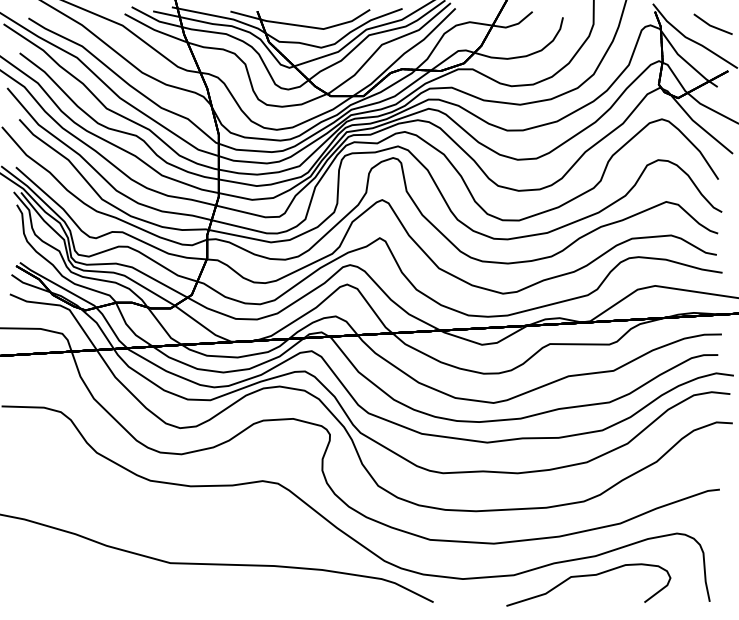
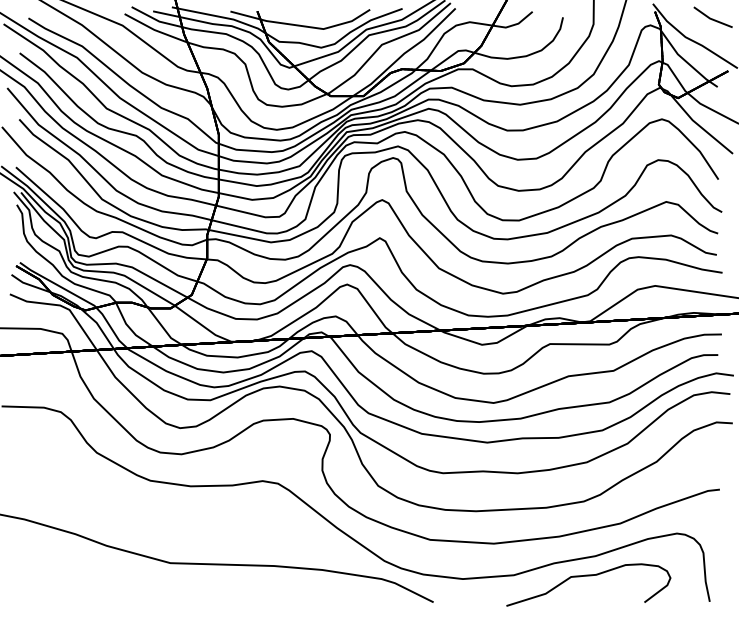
line position: (712, 25) -> (712, 18) (712, 18)
